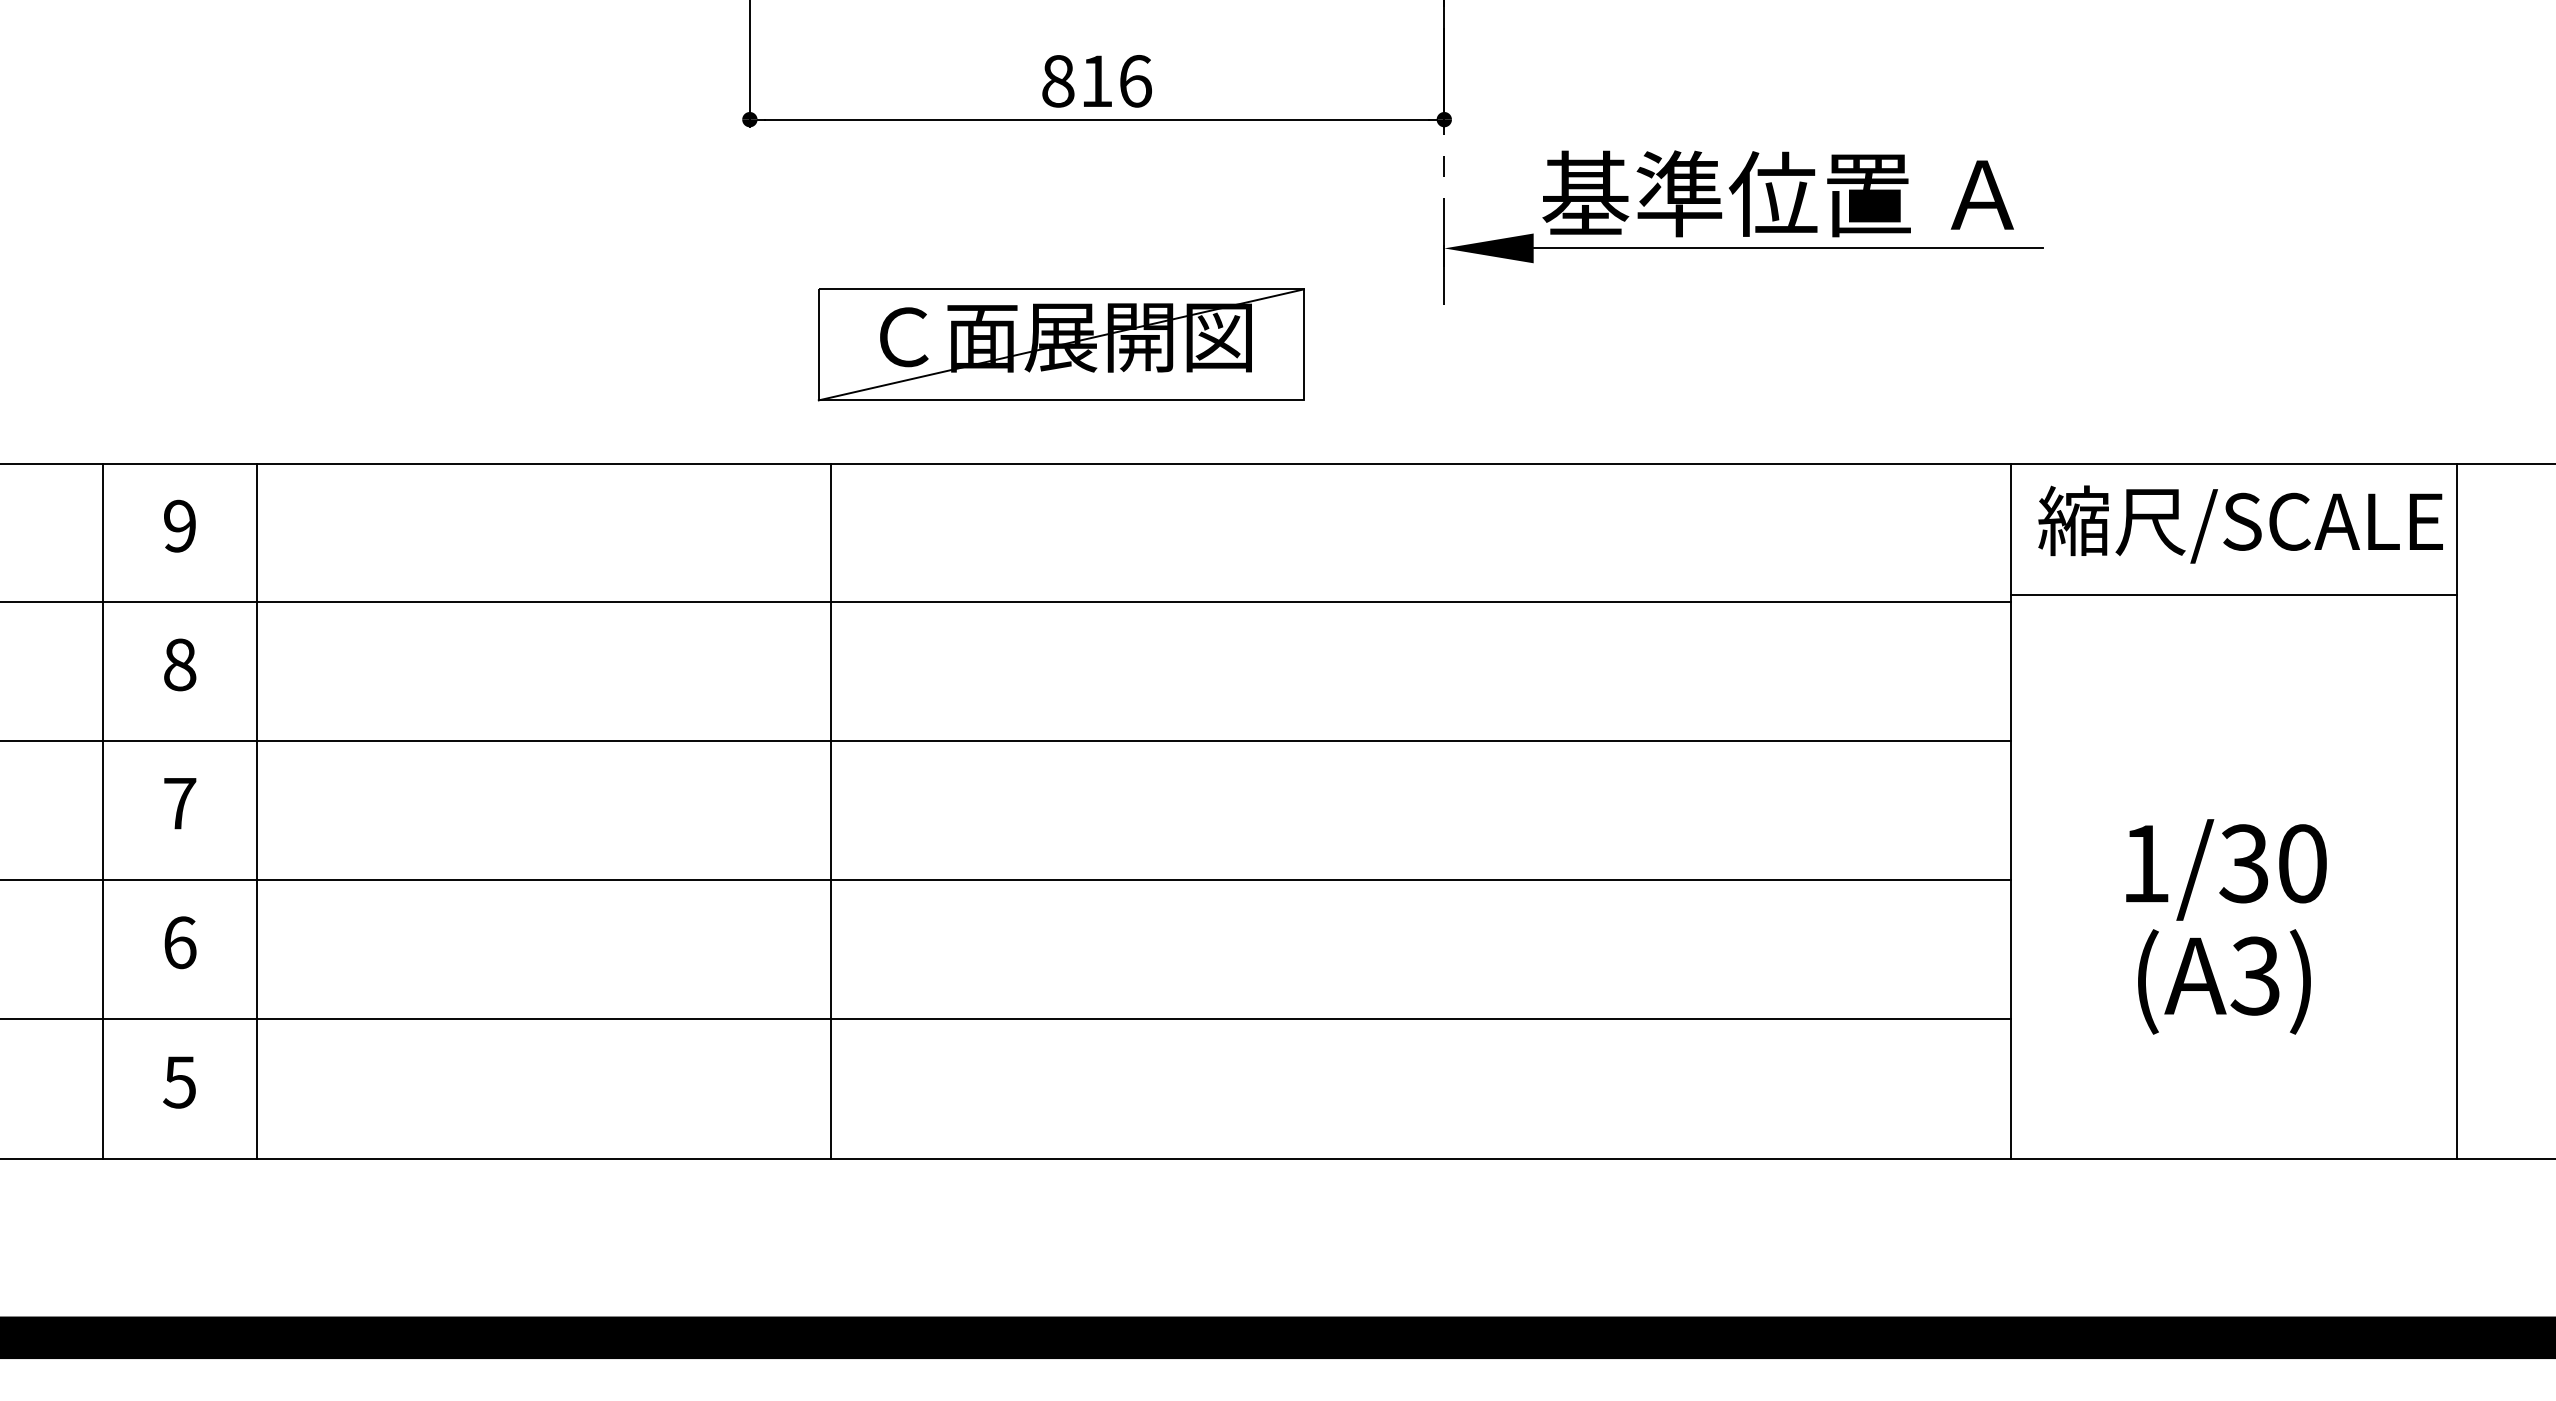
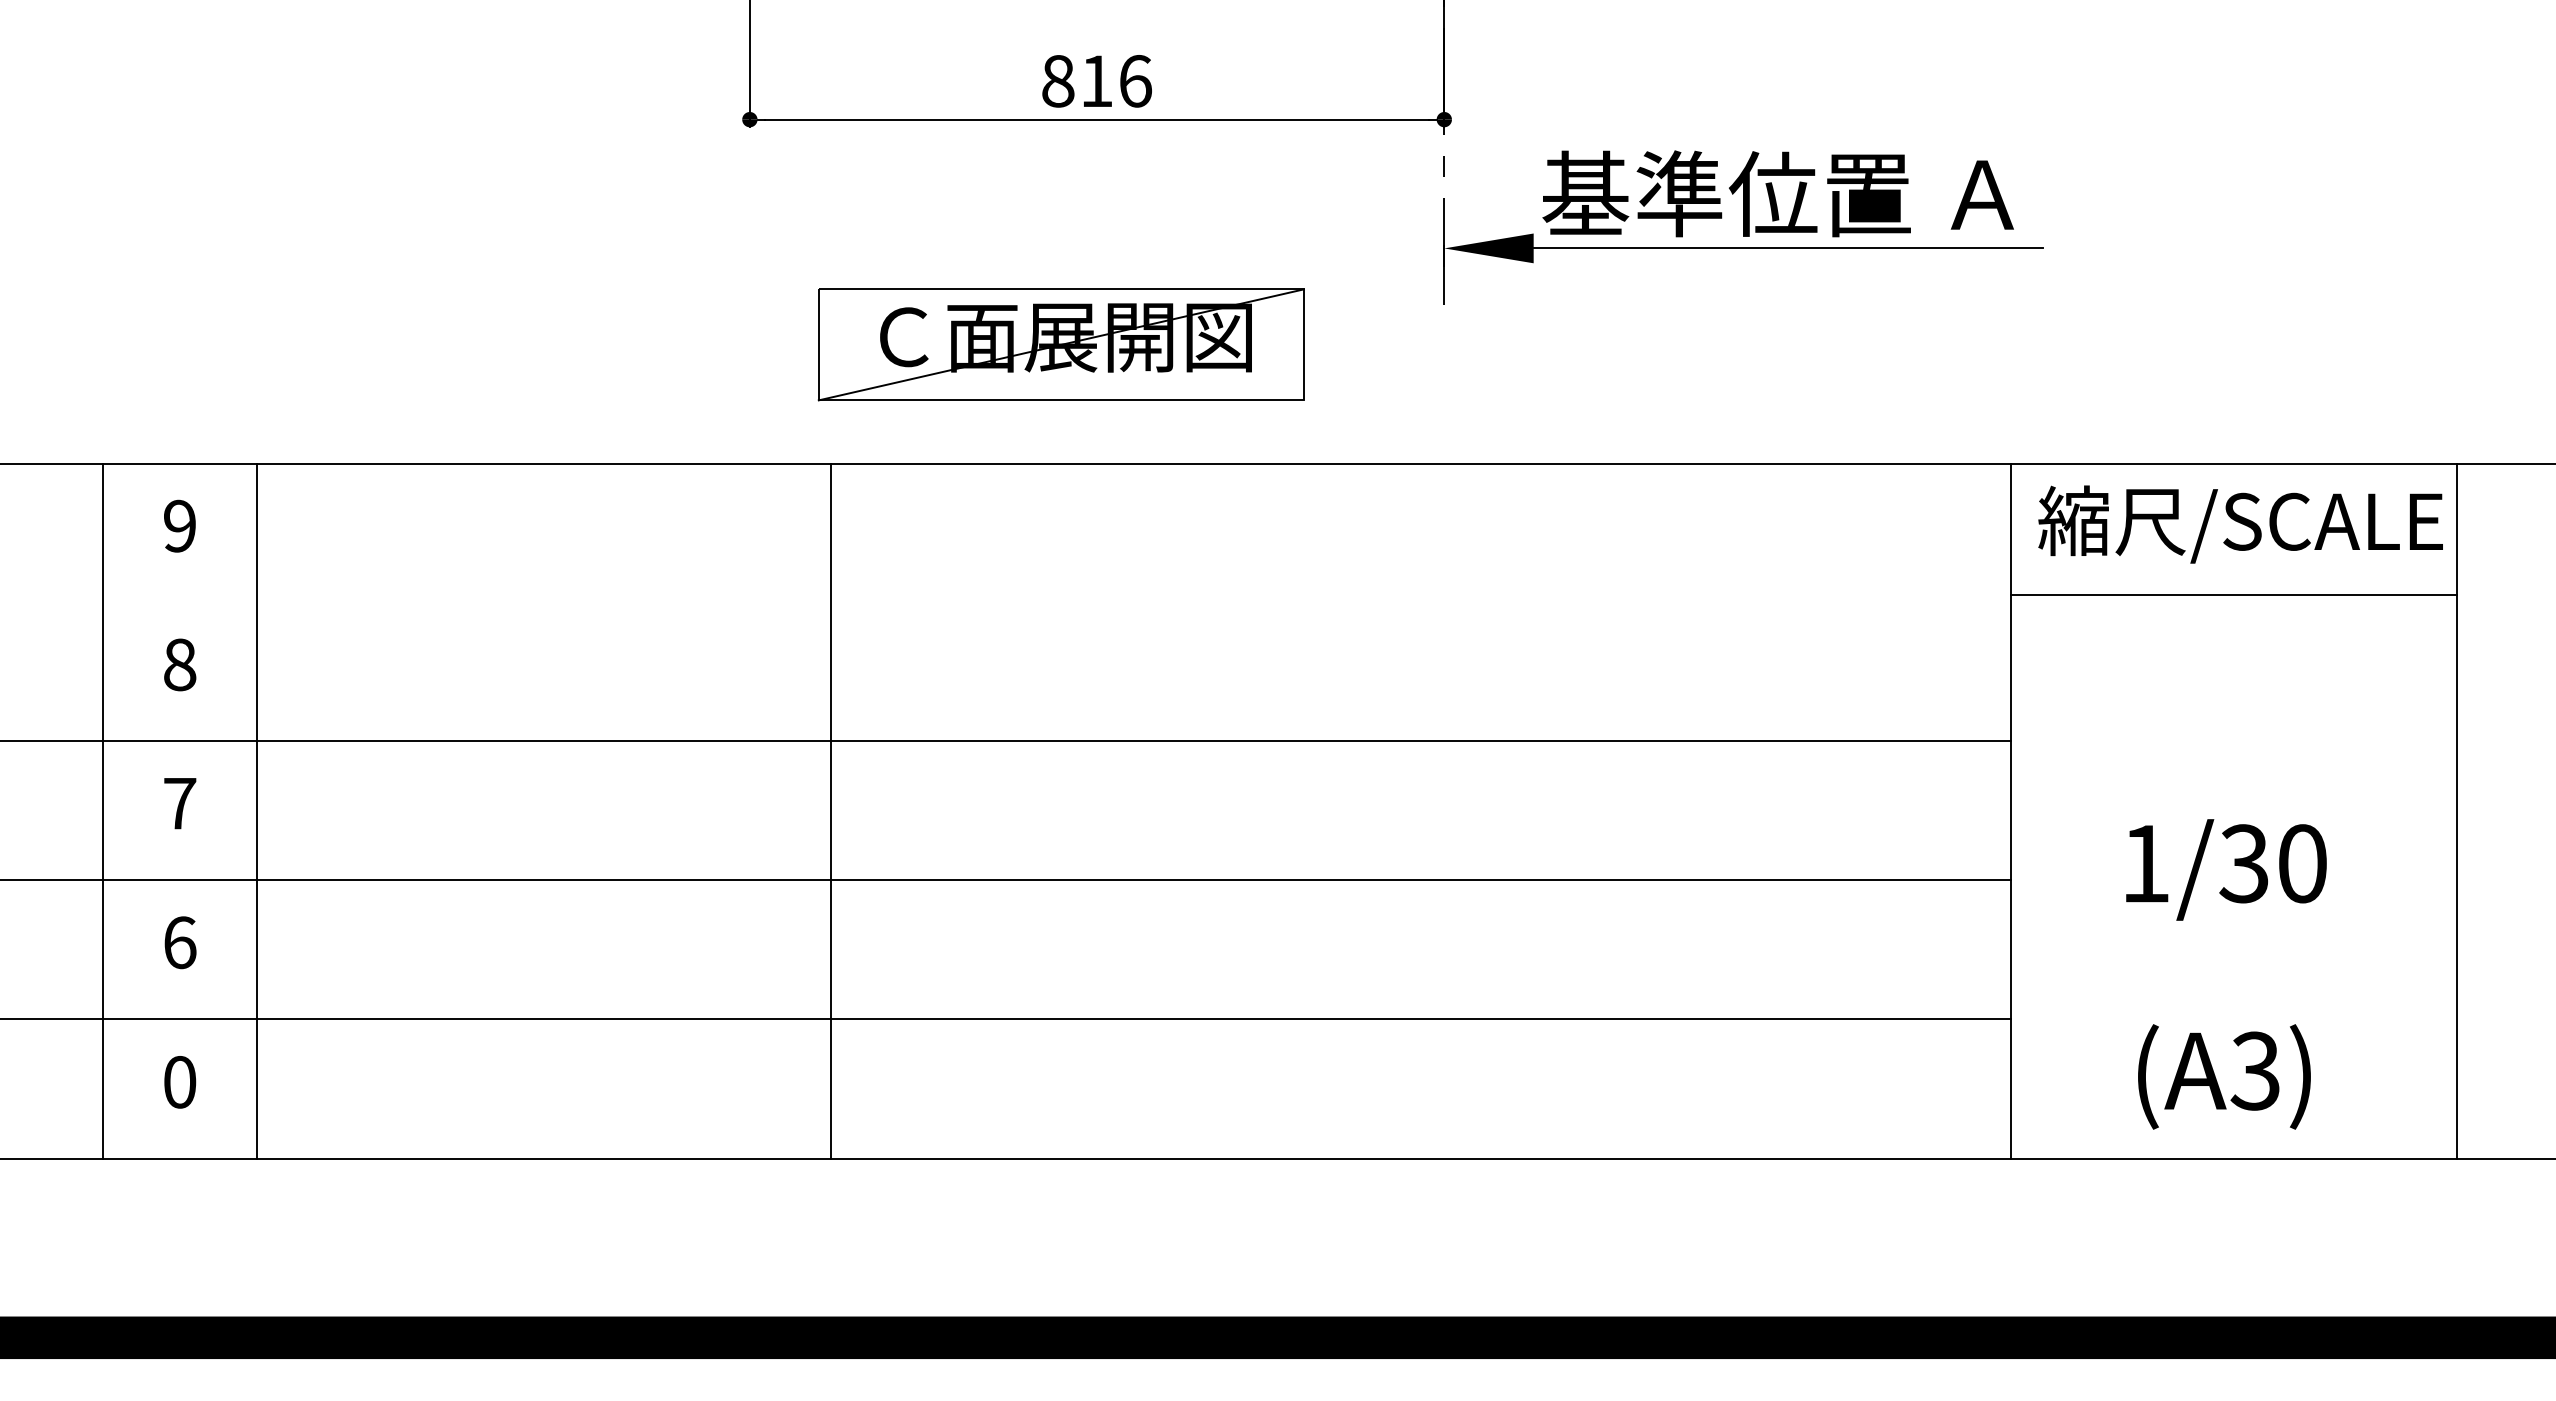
line: present -> none (1006, 602)
text position: (2224, 981) -> (2224, 1076) (2224, 1076)
text: 5 -> 0 (179, 1082)
